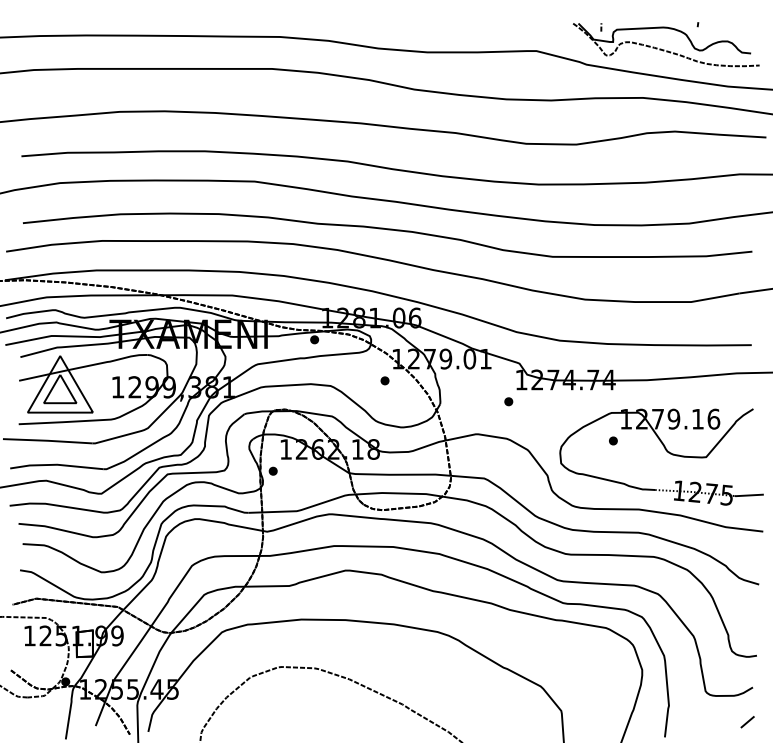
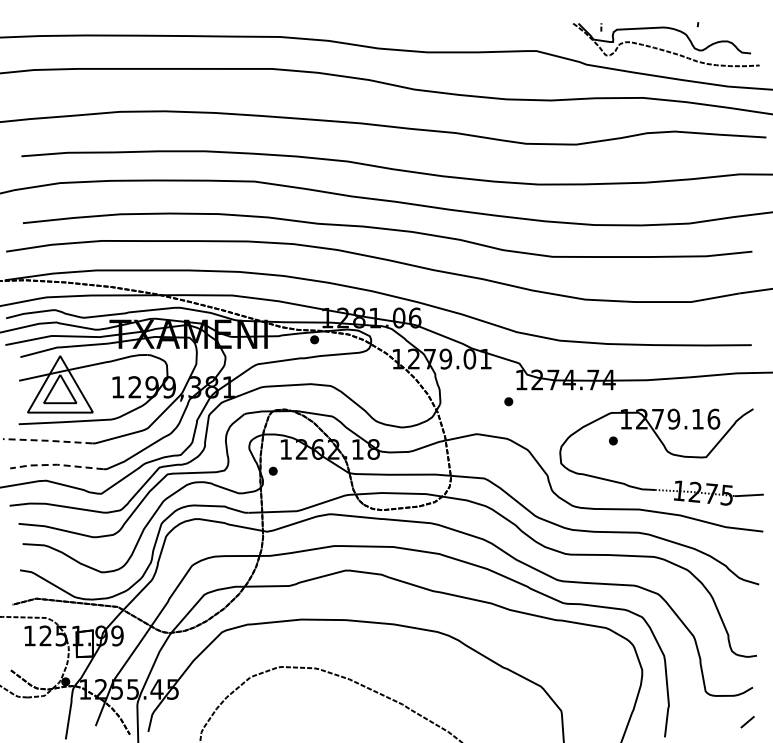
part: present -> none (384, 380)
line: solid -> dashed (48, 440)
line: solid -> dashed (56, 464)
